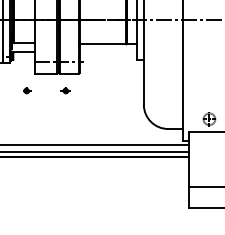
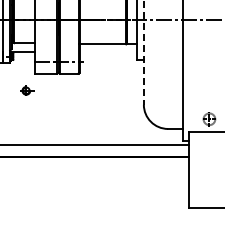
line: solid -> dashed (143, 52)
part size: 9x8 px -> 15x11 px (27, 90)
part: present -> none (65, 90)
line: present -> none (95, 152)
line: present -> none (205, 187)
